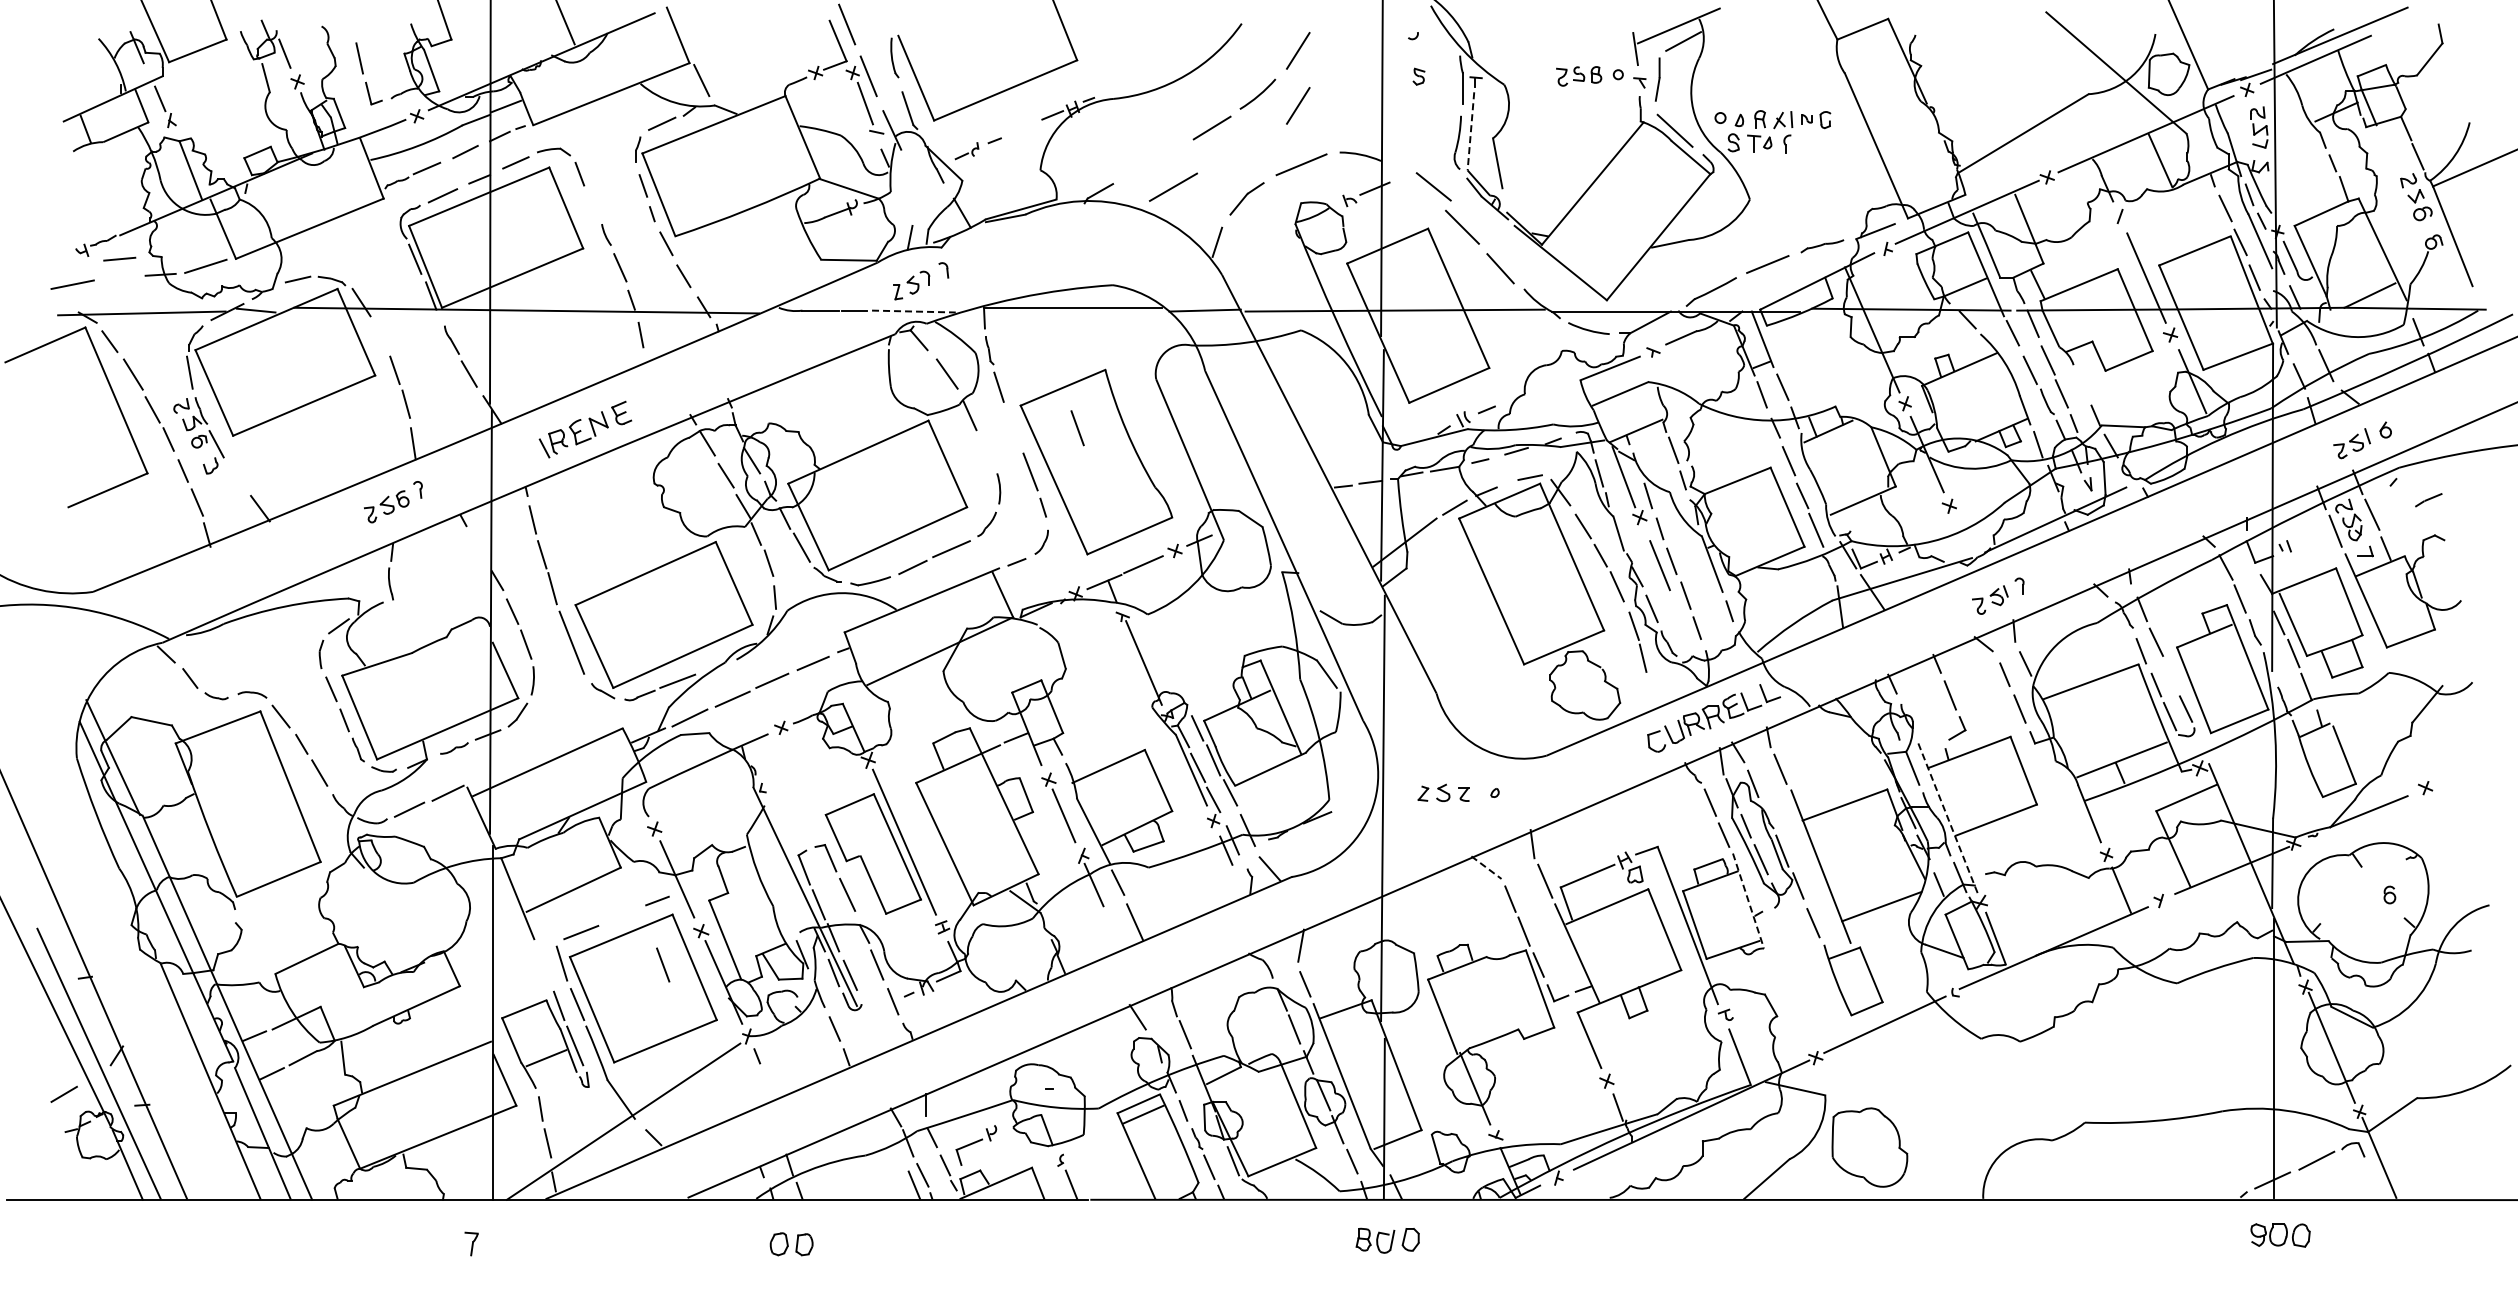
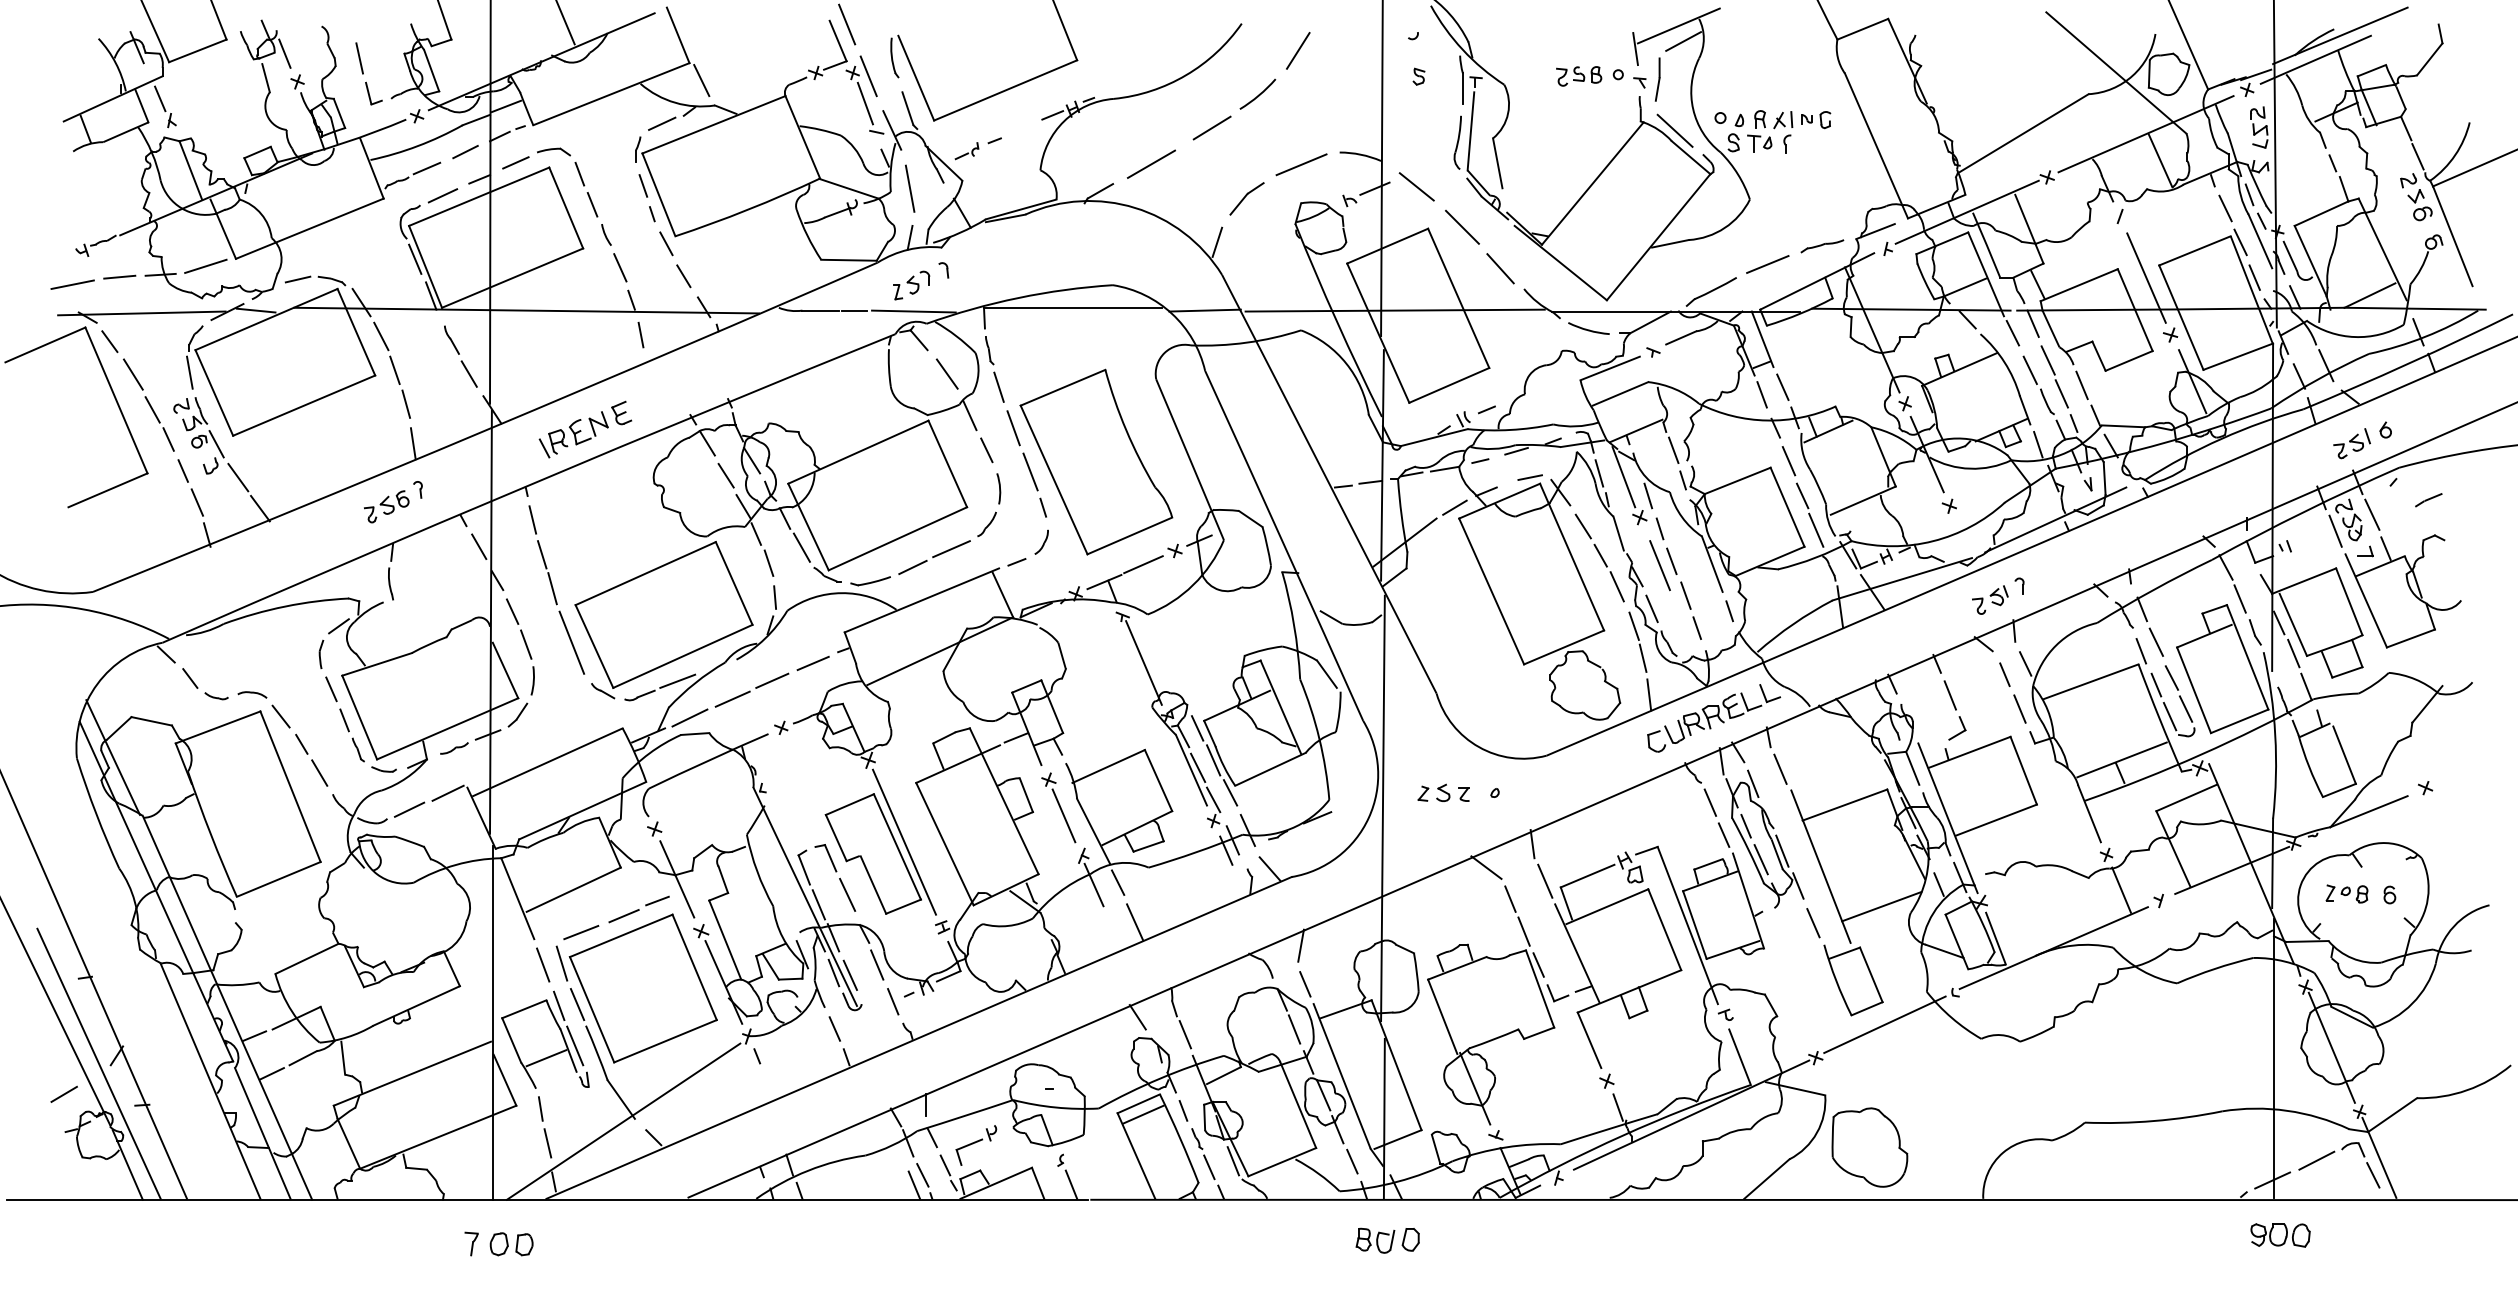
line: present -> none (1298, 105)
line: dashed -> solid (1470, 131)
line position: (1172, 186) -> (1150, 163) (1150, 163)
line position: (1433, 186) -> (1416, 186) (1416, 186)
line: none -> present (909, 188)
line: none -> present (592, 204)
line position: (119, 258) -> (119, 276) (119, 276)
line: dashed -> solid (913, 311)
line: none -> present (381, 336)
line: none -> present (2081, 385)
line position: (1077, 428) -> (1013, 428) (1013, 428)
line: none -> present (986, 450)
line: none -> present (238, 477)
line: none -> present (479, 546)
line: none -> present (2171, 677)
line: none -> present (1649, 694)
line: dashed -> solid (1948, 818)
line: dashed -> solid (1486, 867)
part: none -> present (2346, 893)
line: dashed -> solid (1748, 901)
line: none -> present (623, 915)
line position: (663, 964) -> (543, 964) (543, 964)
line: none -> present (2373, 1175)
part position: (791, 1244) -> (511, 1244) (511, 1244)
